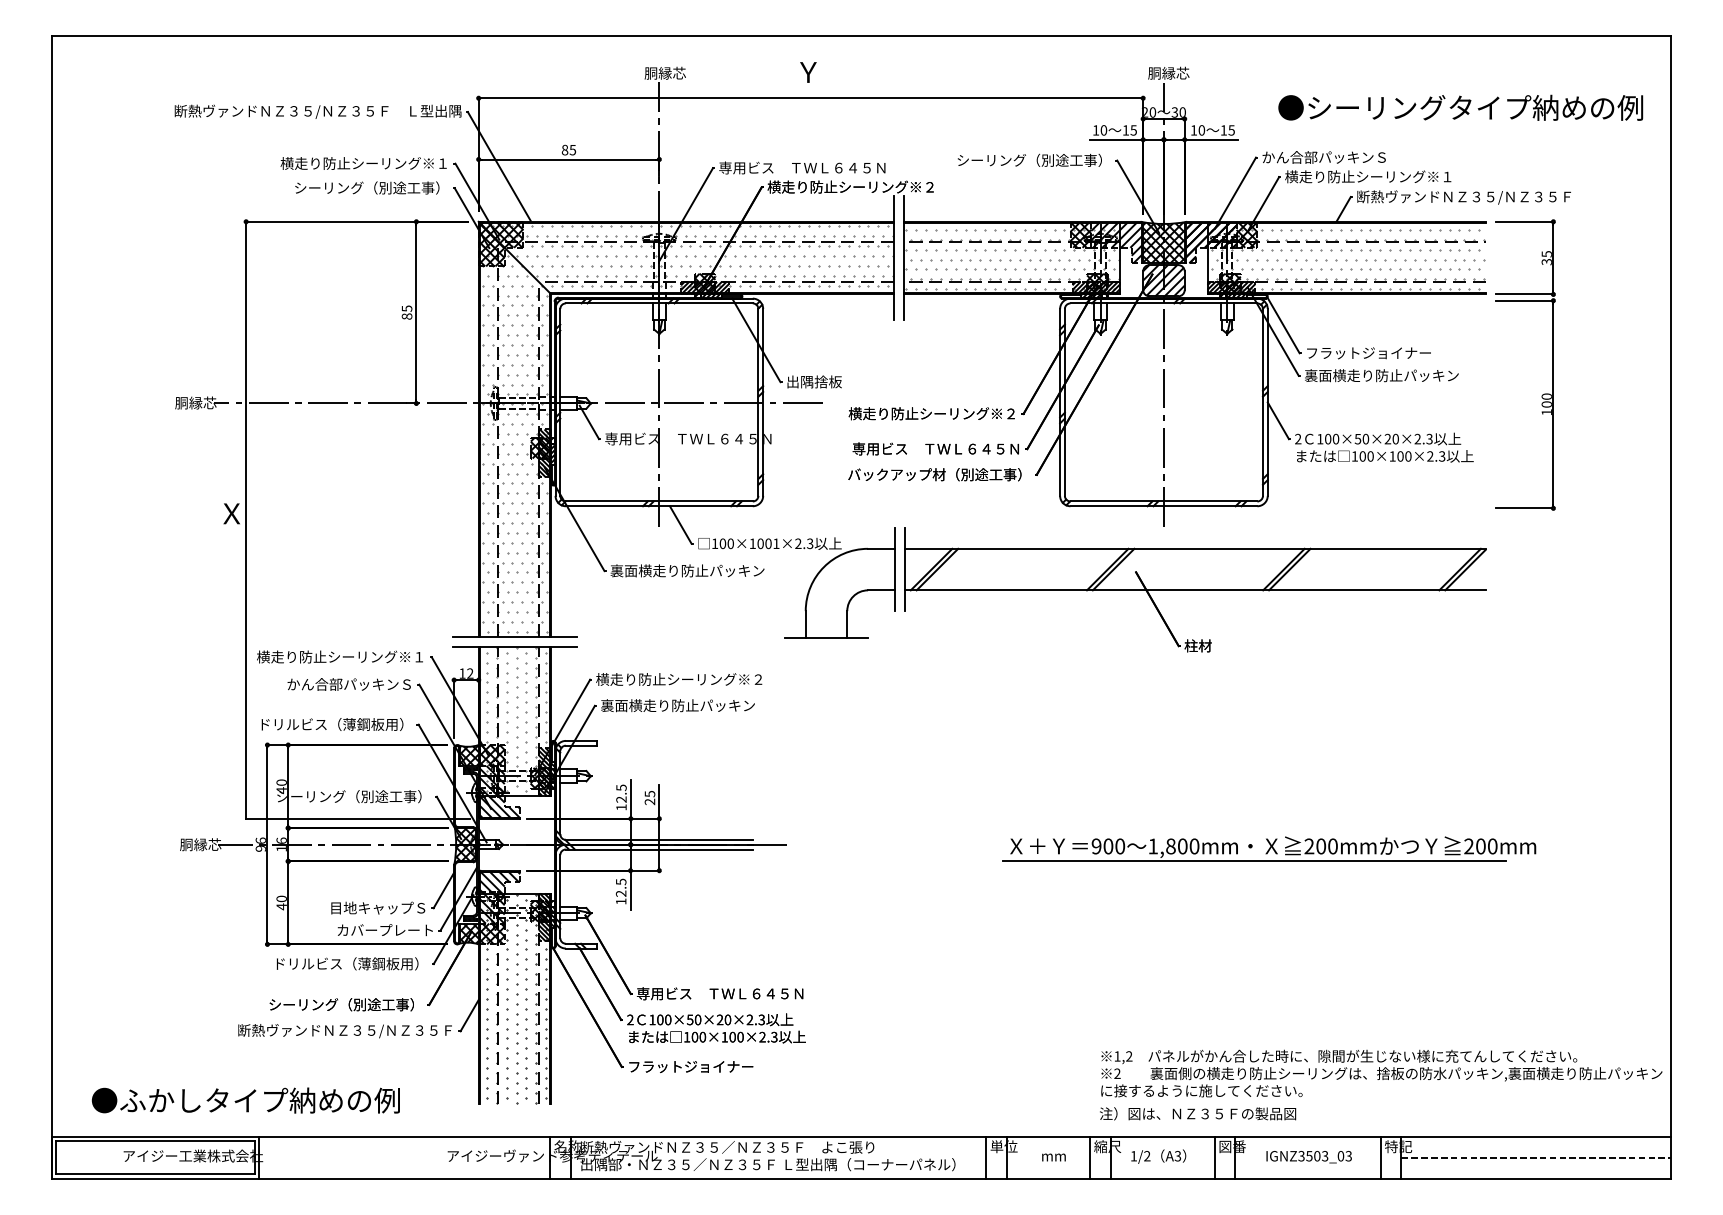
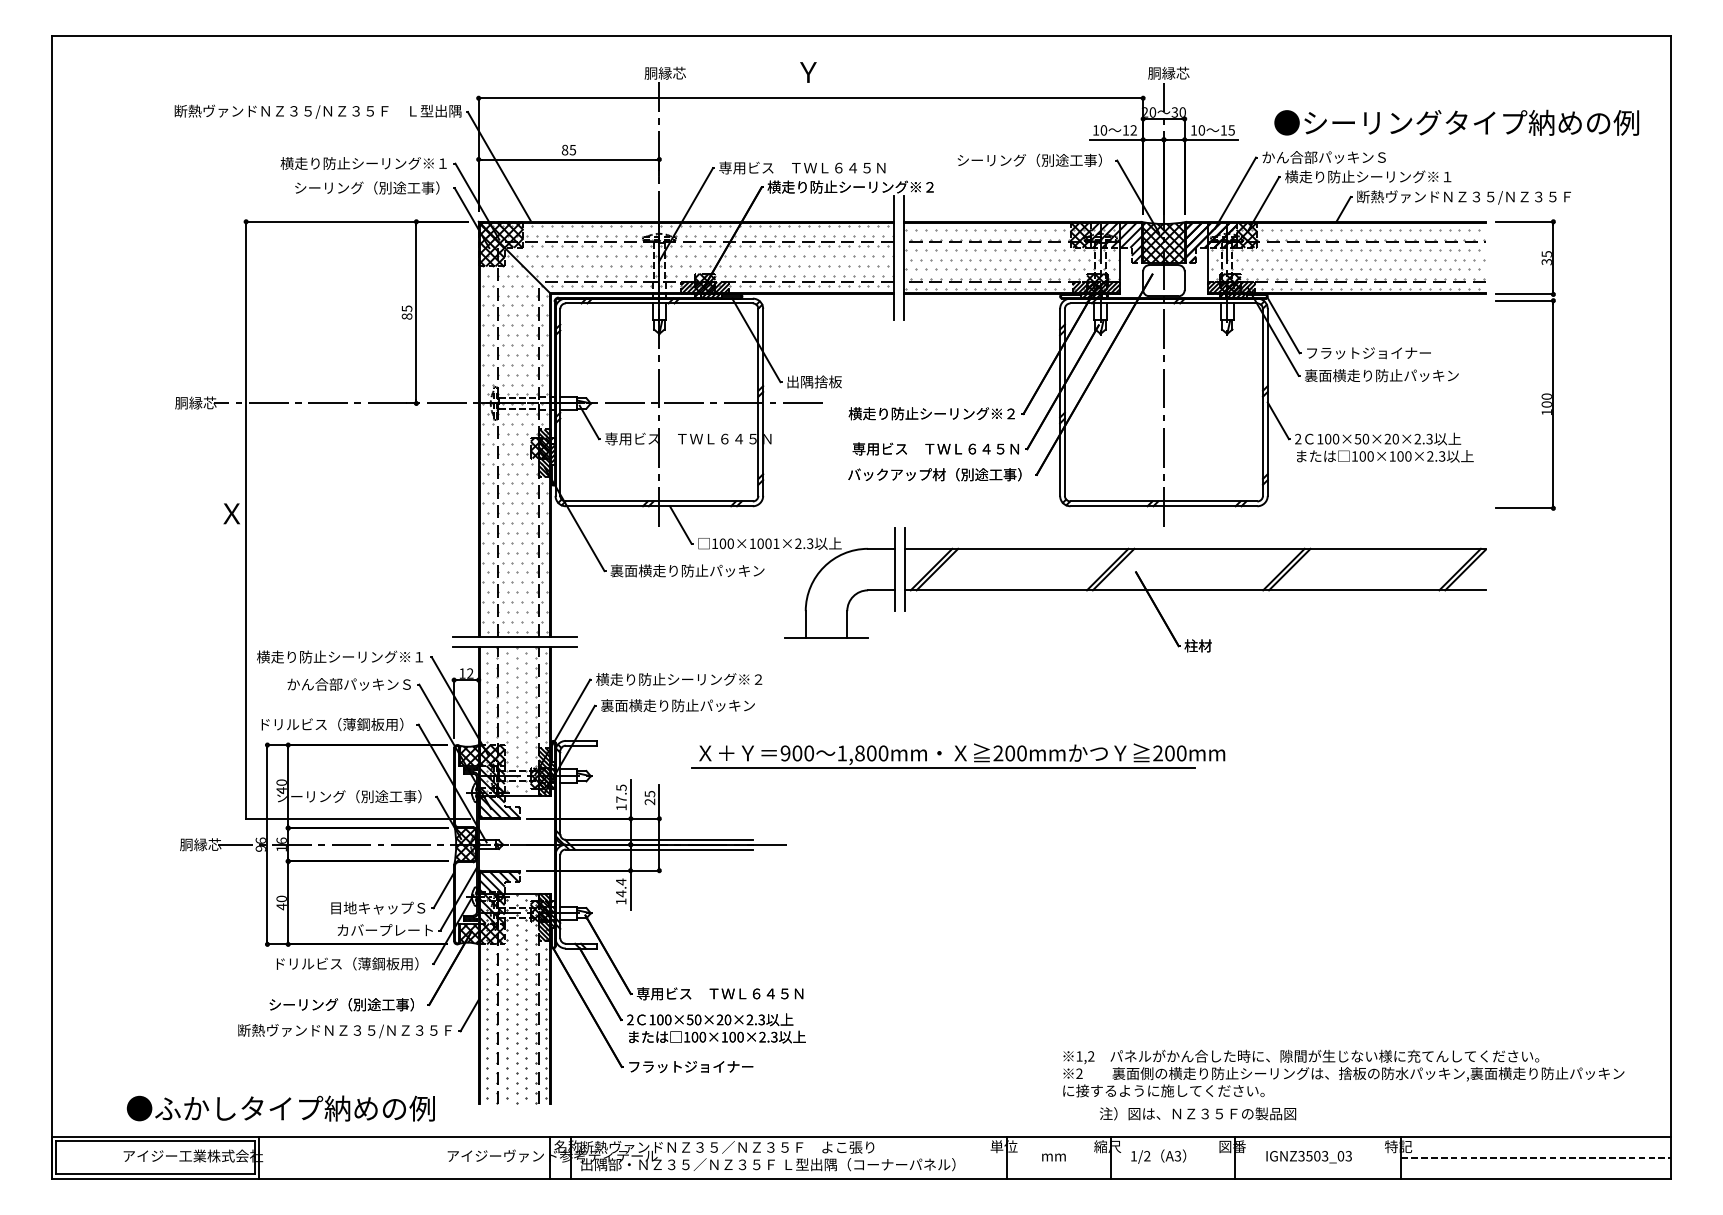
text position: (1460, 107) -> (1456, 122) (1456, 122)
text: 15 -> 12 (1133, 130)
hatch: present -> none (1163, 280)
text: 12.5 -> 17.5 (621, 799)
part position: (1269, 848) -> (958, 755) (958, 755)
text: 12.5 -> 14.4 (620, 887)
text position: (1381, 1073) -> (1343, 1073) (1343, 1073)
text position: (245, 1100) -> (280, 1108) (280, 1108)
line: present -> none (986, 1157)
line: present -> none (1089, 1157)
line: present -> none (1214, 1157)
line: present -> none (1380, 1157)
